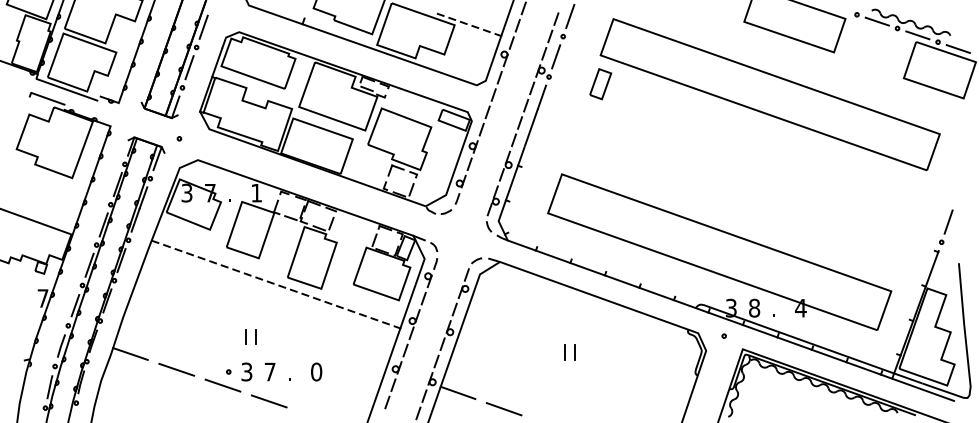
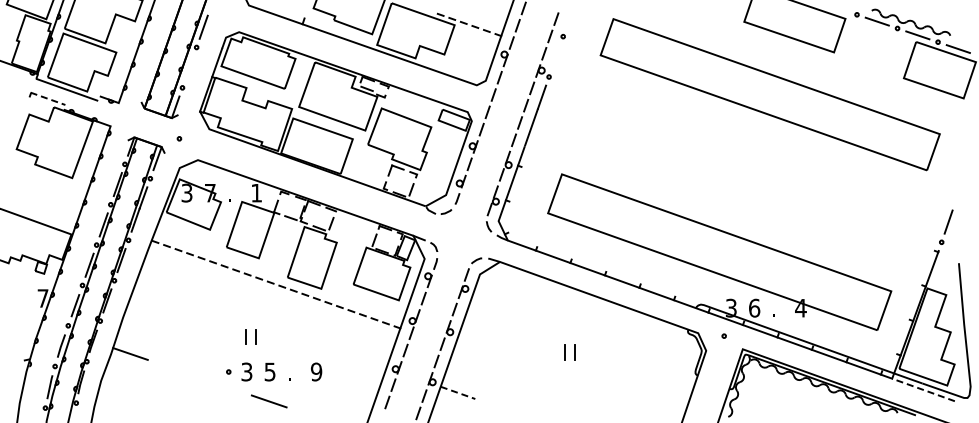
line: present -> none (570, 15)
line: present -> none (556, 56)
line: present -> none (189, 67)
part: present -> none (600, 84)
line: solid -> dashed (48, 98)
text: 8 -> 6 (754, 307)
line: present -> none (176, 369)
text: 7 -> 5 (269, 371)
text: 0 -> 9 (316, 372)
line: present -> none (222, 385)
line: solid -> dashed (923, 389)
line: solid -> dashed (458, 393)
line: present -> none (503, 409)
